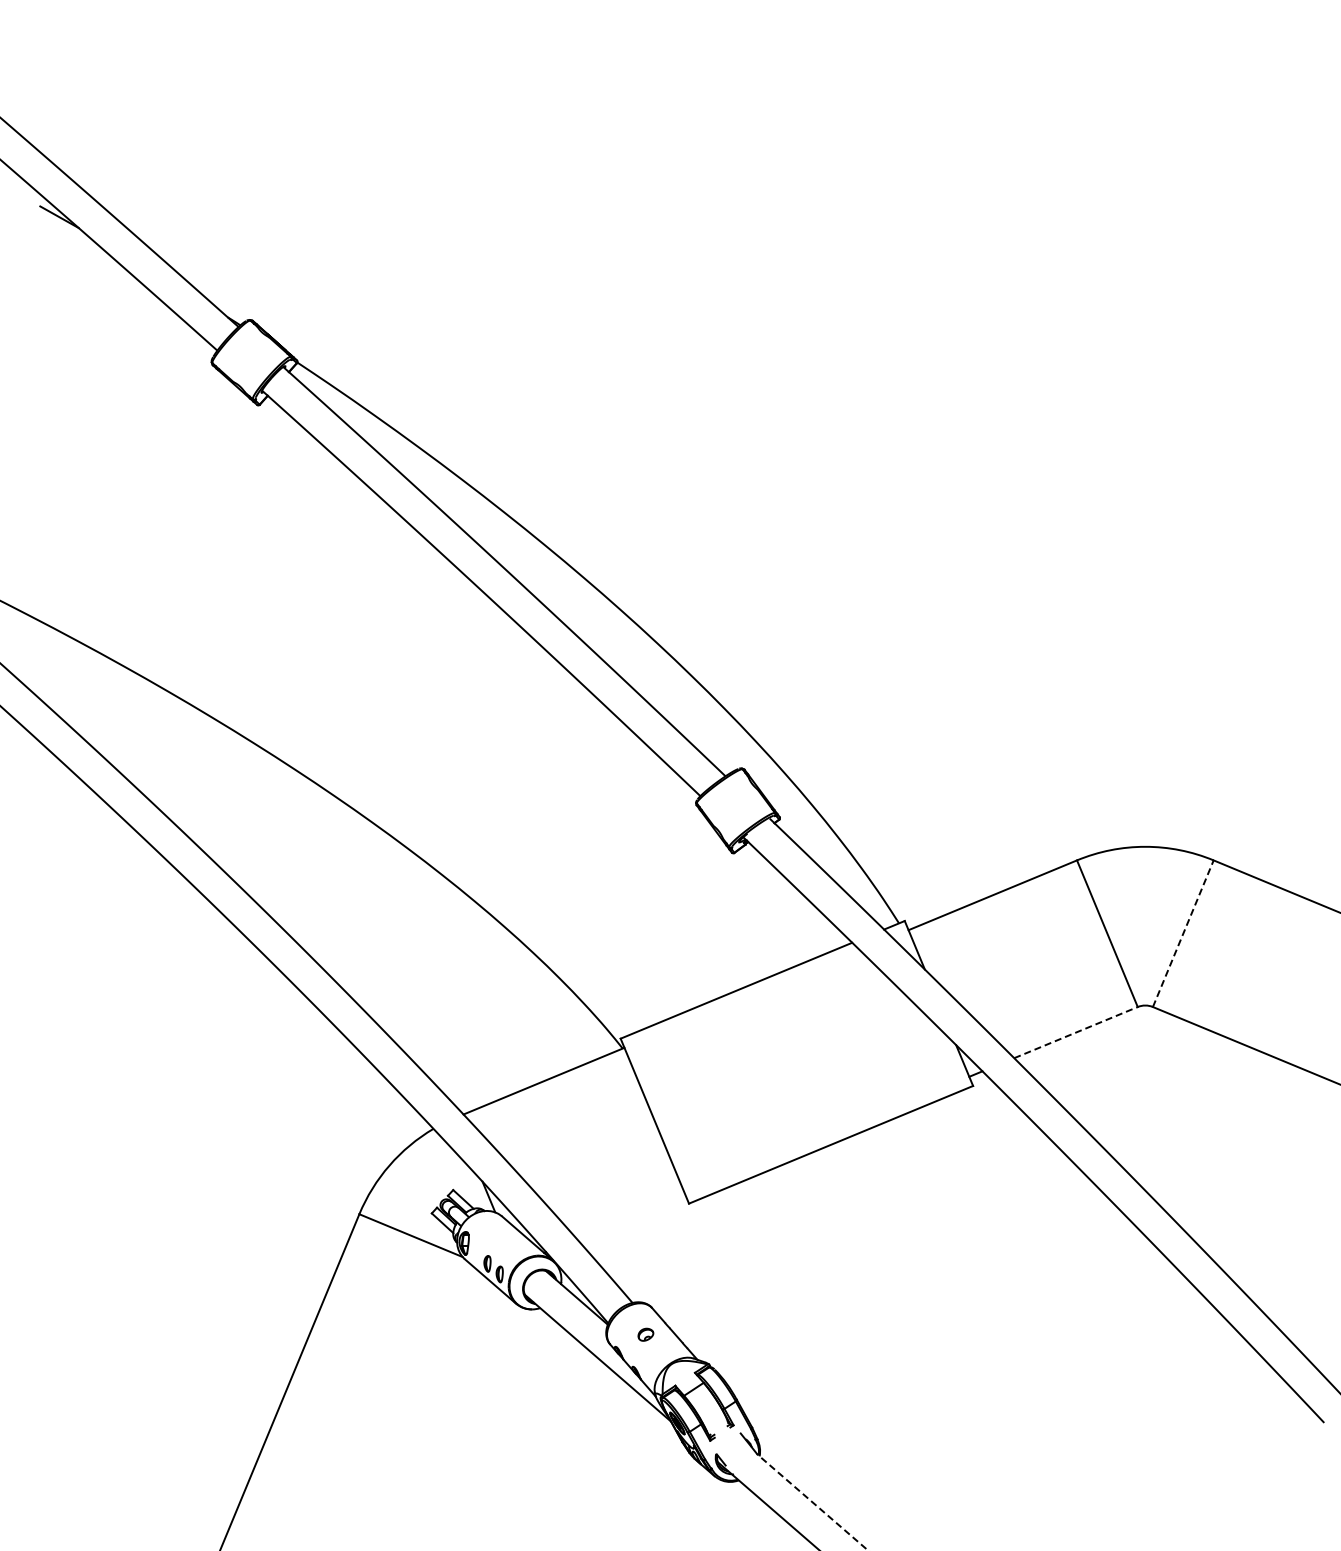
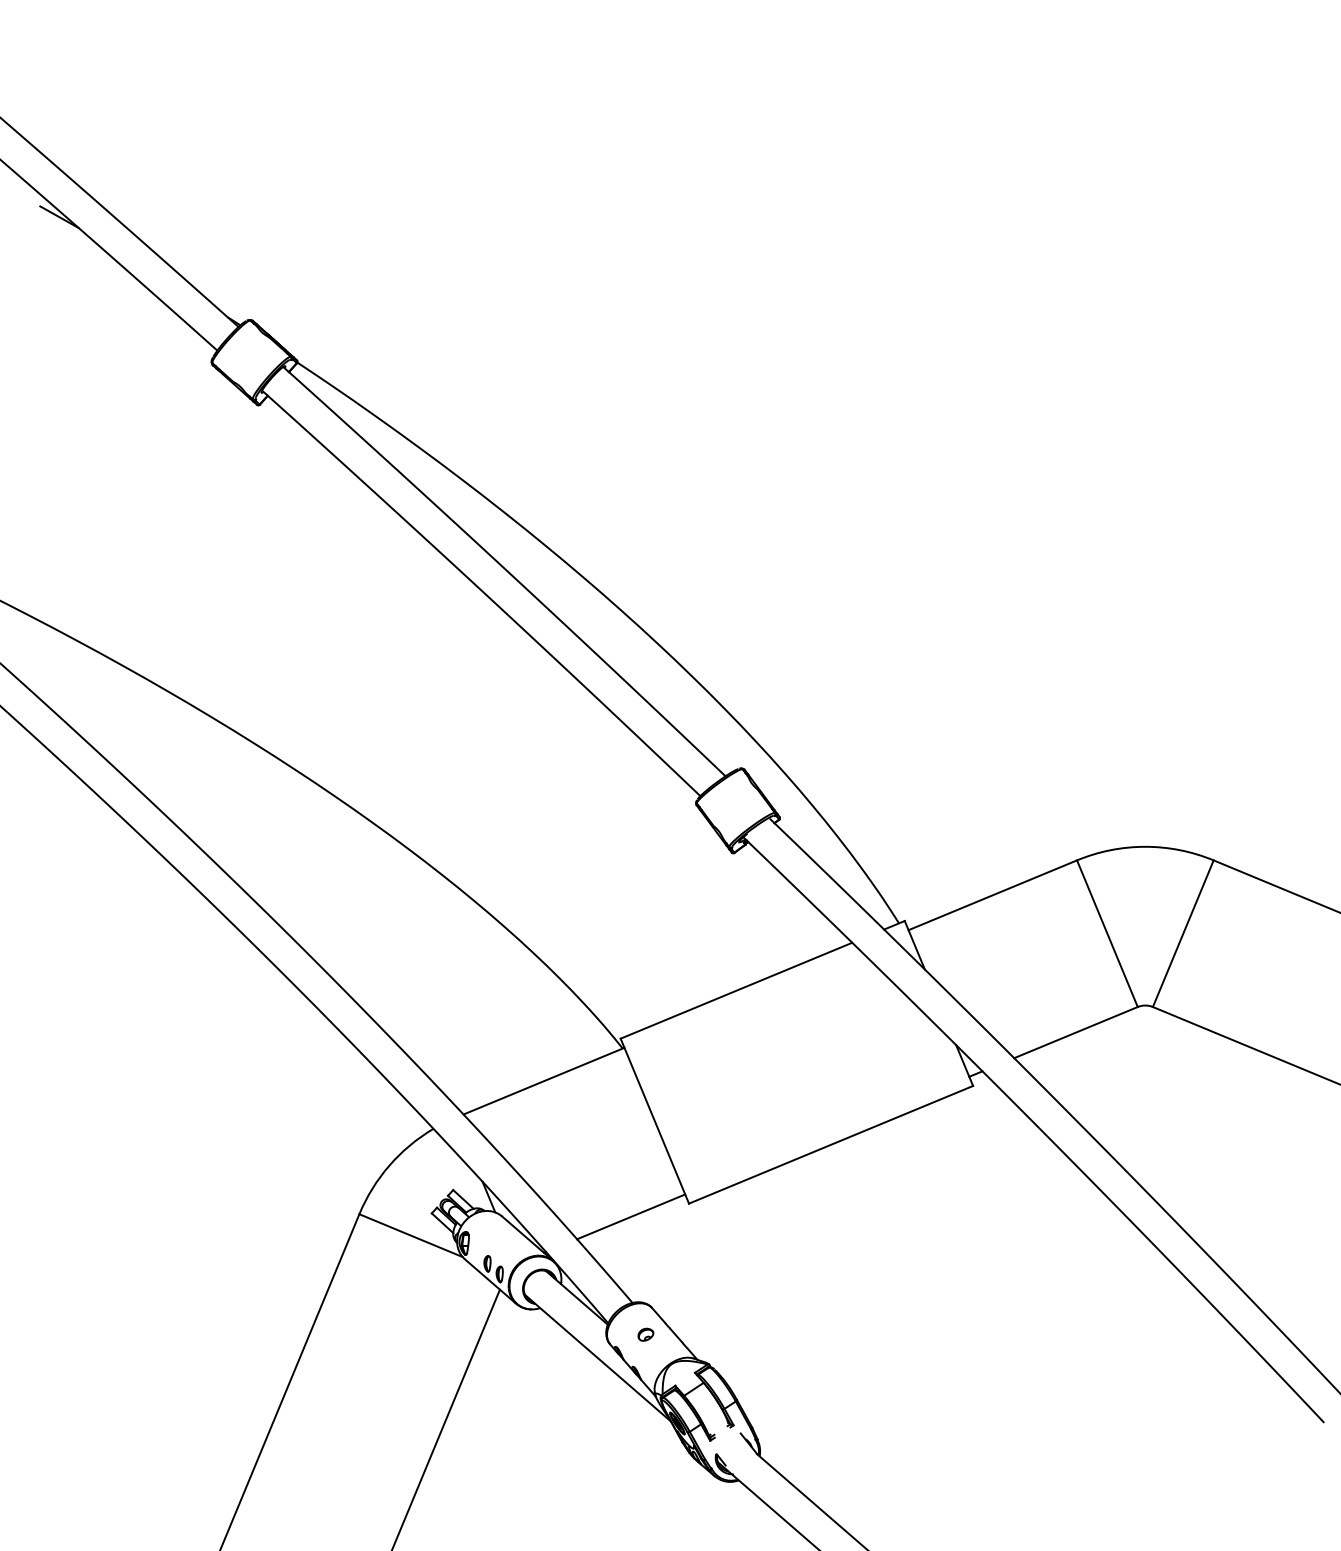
line: dashed -> solid (1183, 933)
line: dashed -> solid (1075, 1032)
line: none -> present (631, 1216)
line: none -> present (446, 1418)
line: dashed -> solid (812, 1502)
